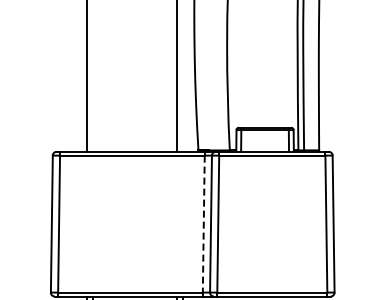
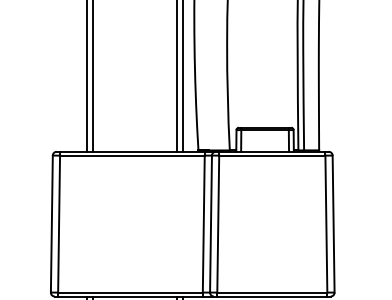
line: none -> present (92, 76)
line: none -> present (183, 76)
line: dashed -> solid (203, 224)
